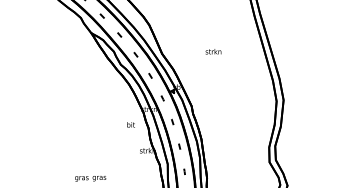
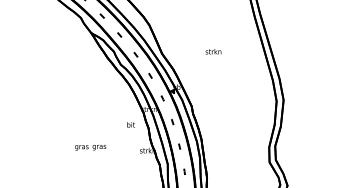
text position: (90, 178) -> (90, 147) (90, 147)
